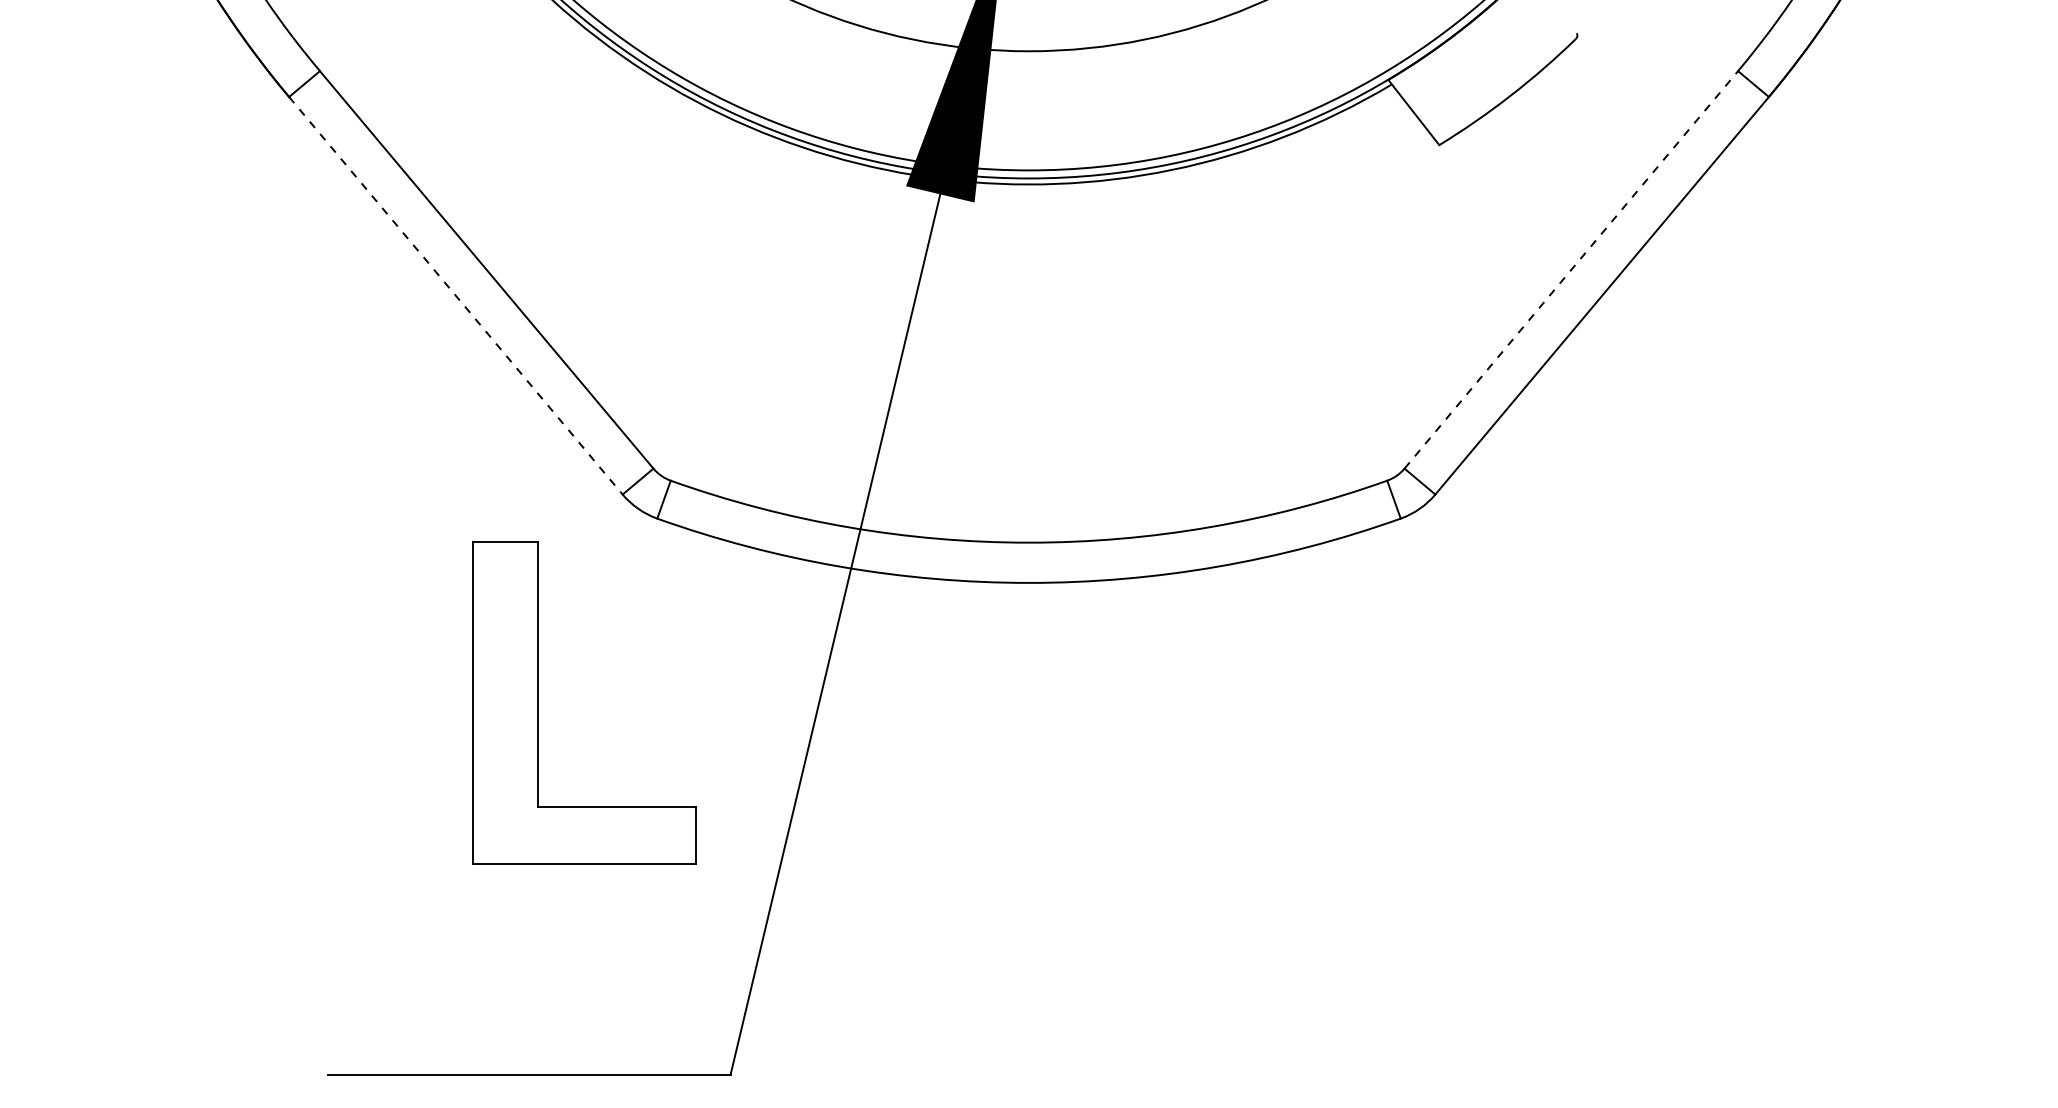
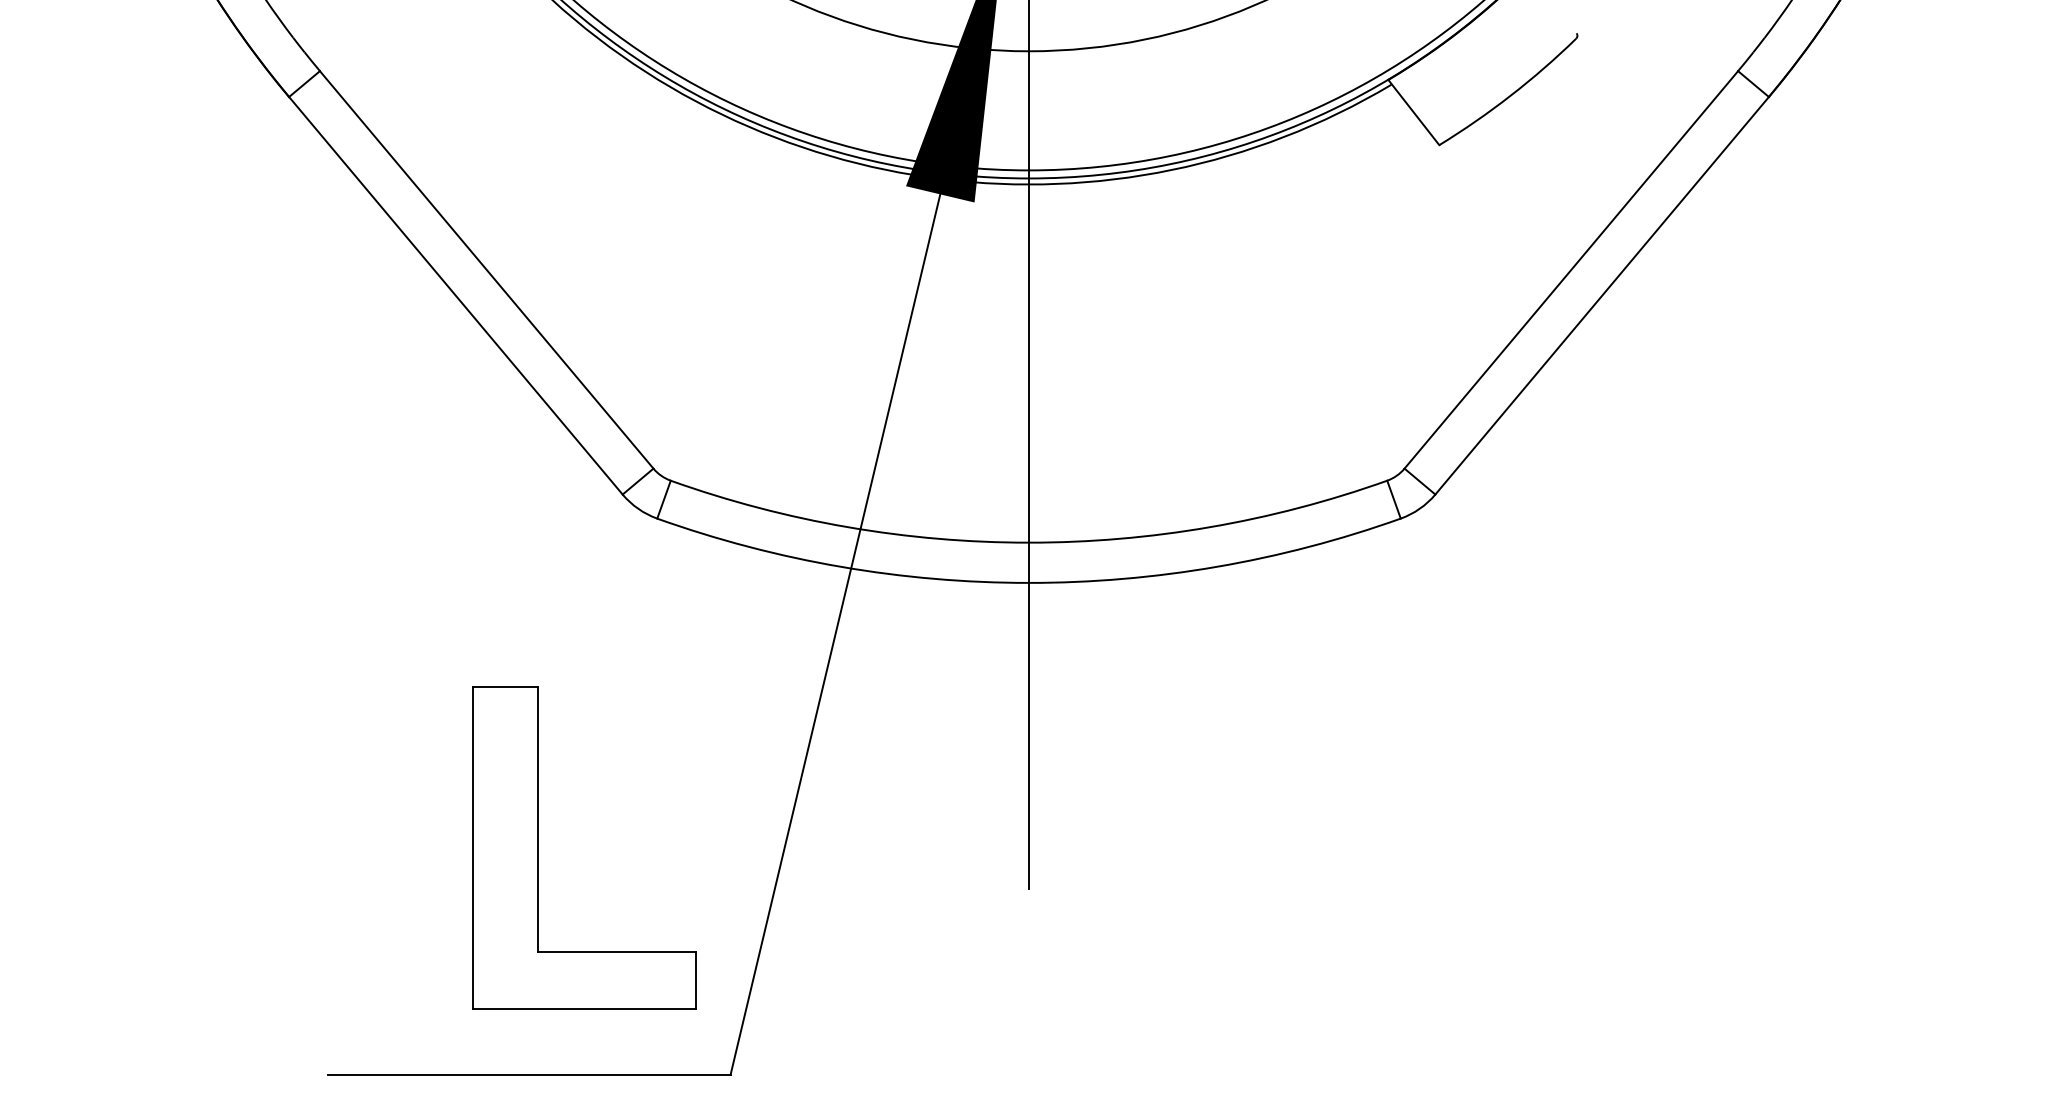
line: dashed -> solid (1571, 269)
line: dashed -> solid (456, 296)
line: none -> present (1028, 445)
part position: (538, 702) -> (538, 847) (538, 847)
